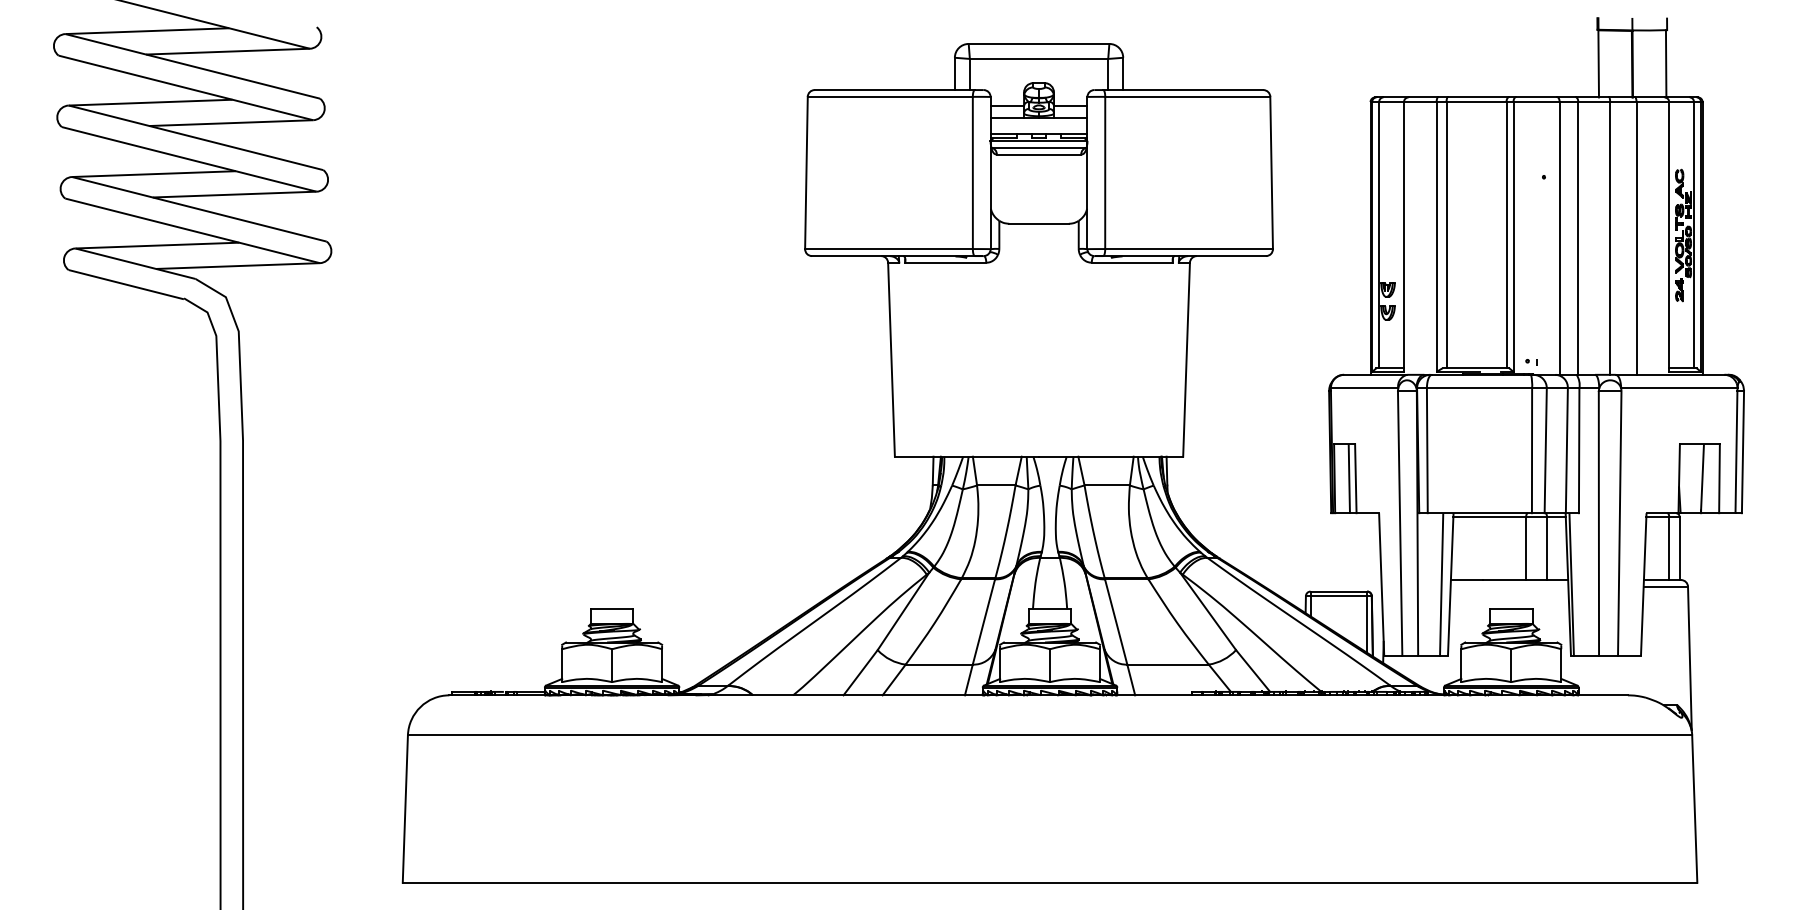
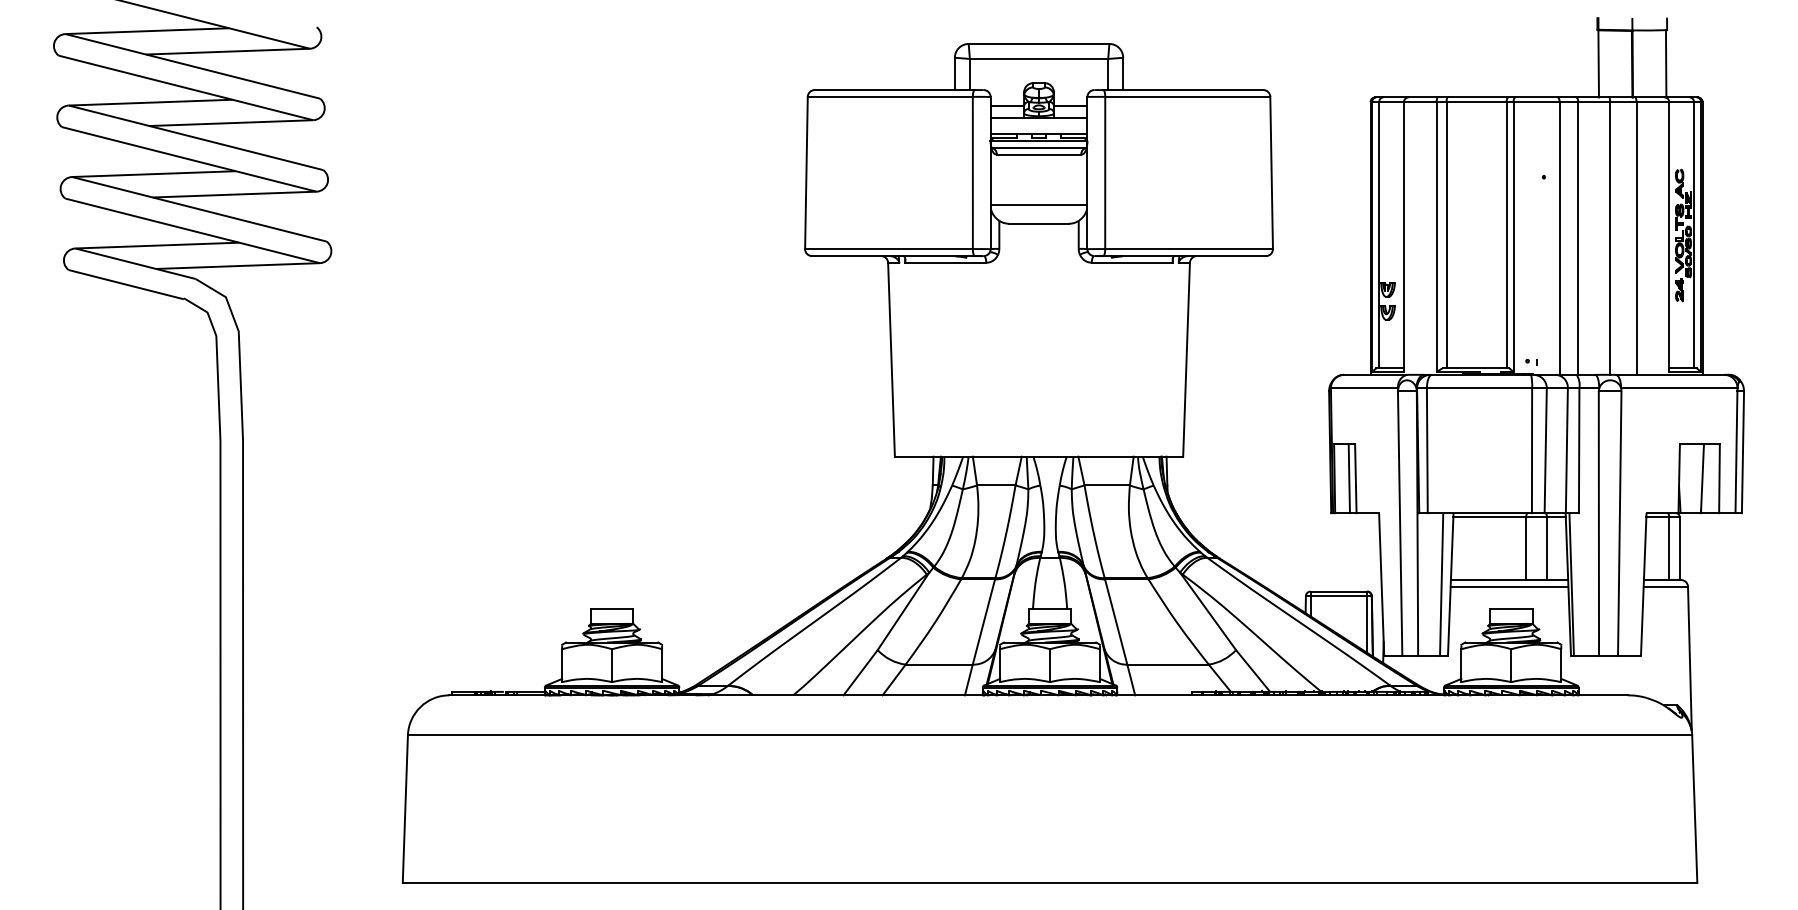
line: none -> present (1038, 205)
line: none -> present (1509, 586)
